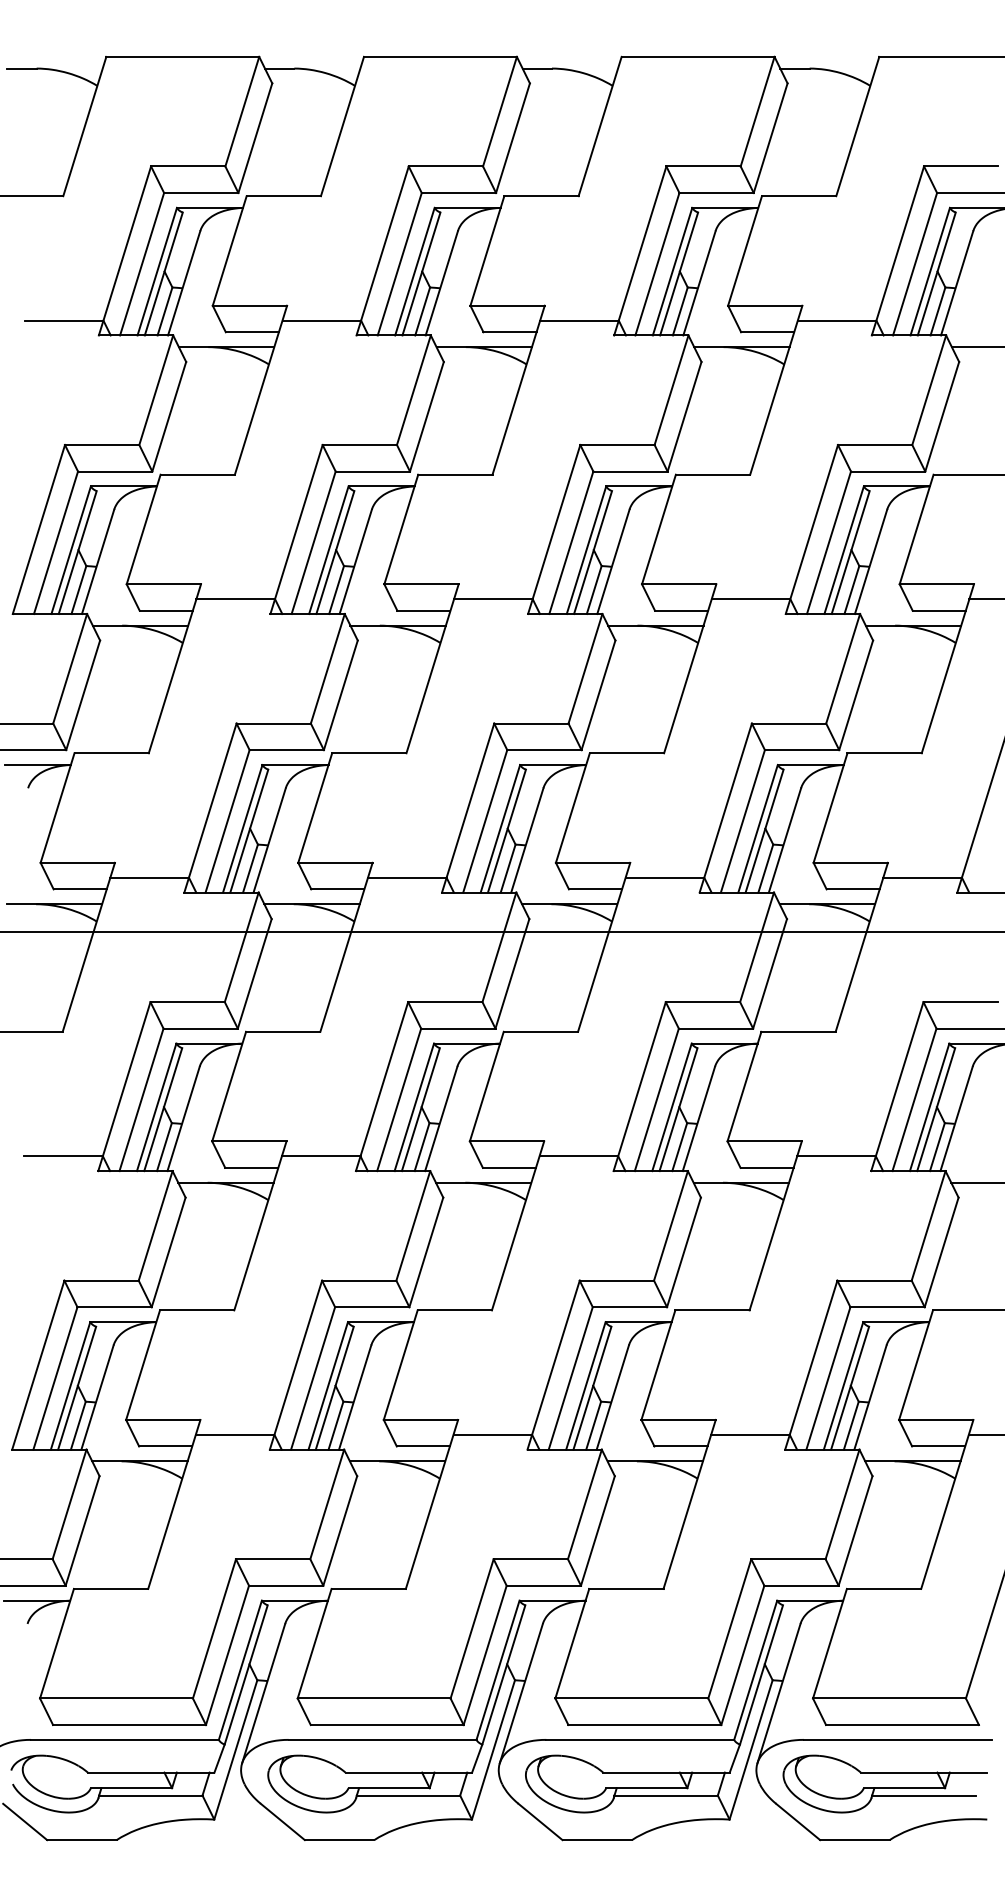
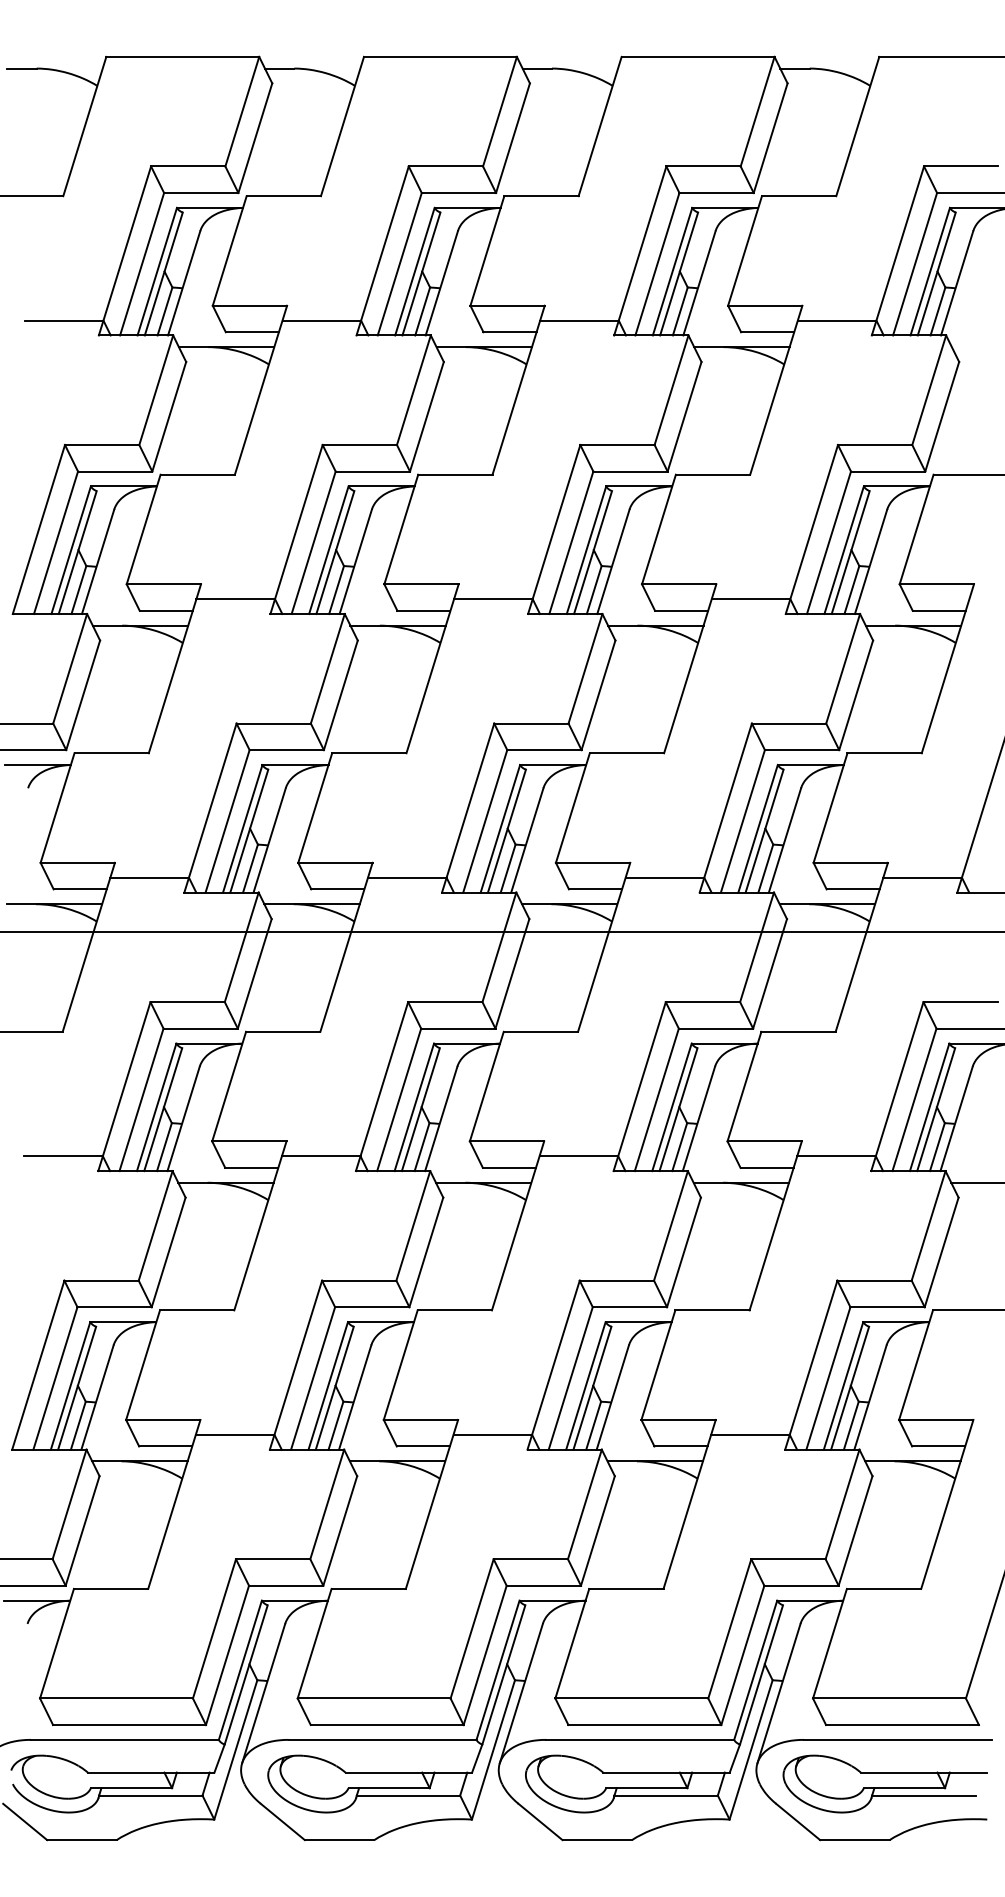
line: present -> none (976, 347)
line: present -> none (985, 599)
line: present -> none (984, 1434)
